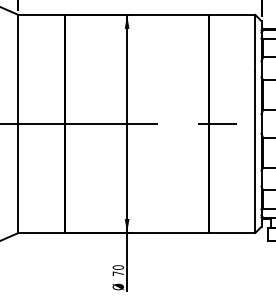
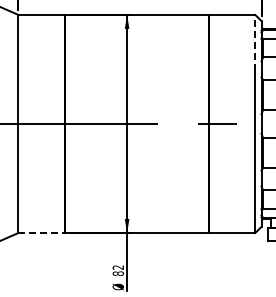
line: solid -> dashed (255, 42)
line: solid -> dashed (42, 233)
text: 70 -> 82 (117, 270)
